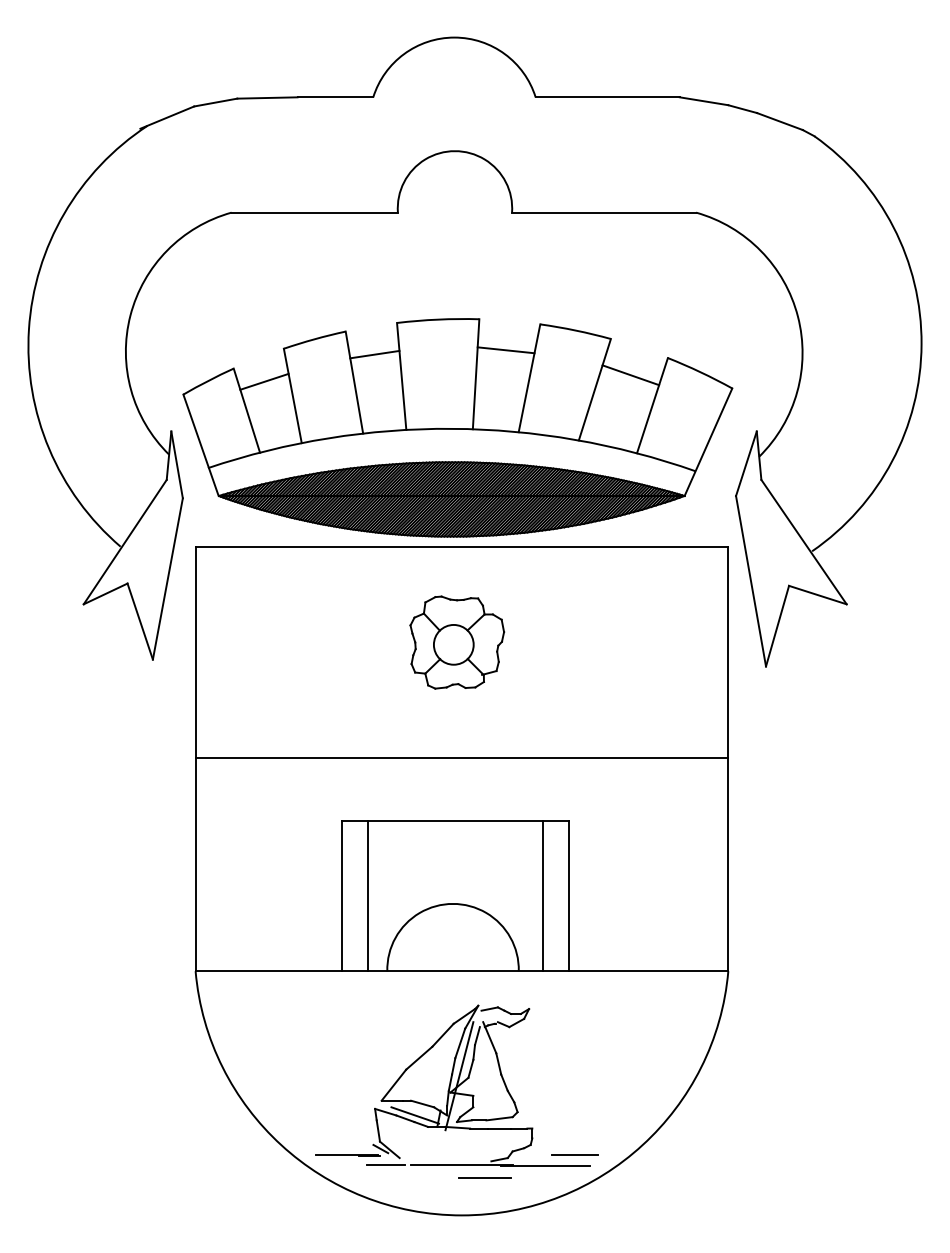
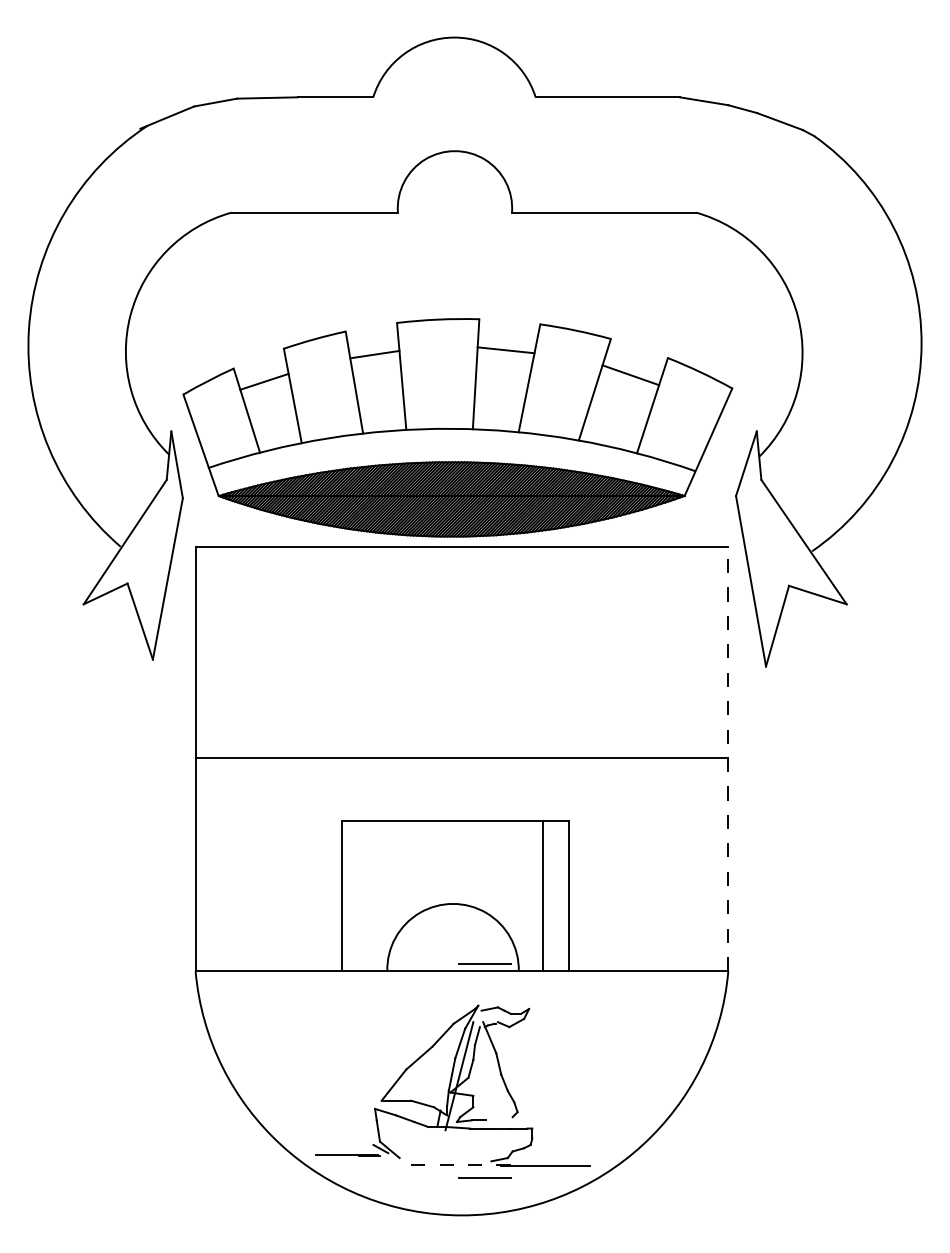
part: present -> none (457, 642)
line: solid -> dashed (728, 758)
line: present -> none (367, 896)
line: none -> present (484, 963)
line: present -> none (414, 1115)
line: present -> none (499, 1118)
line: present -> none (574, 1154)
line: present -> none (385, 1164)
line: solid -> dashed (461, 1164)
